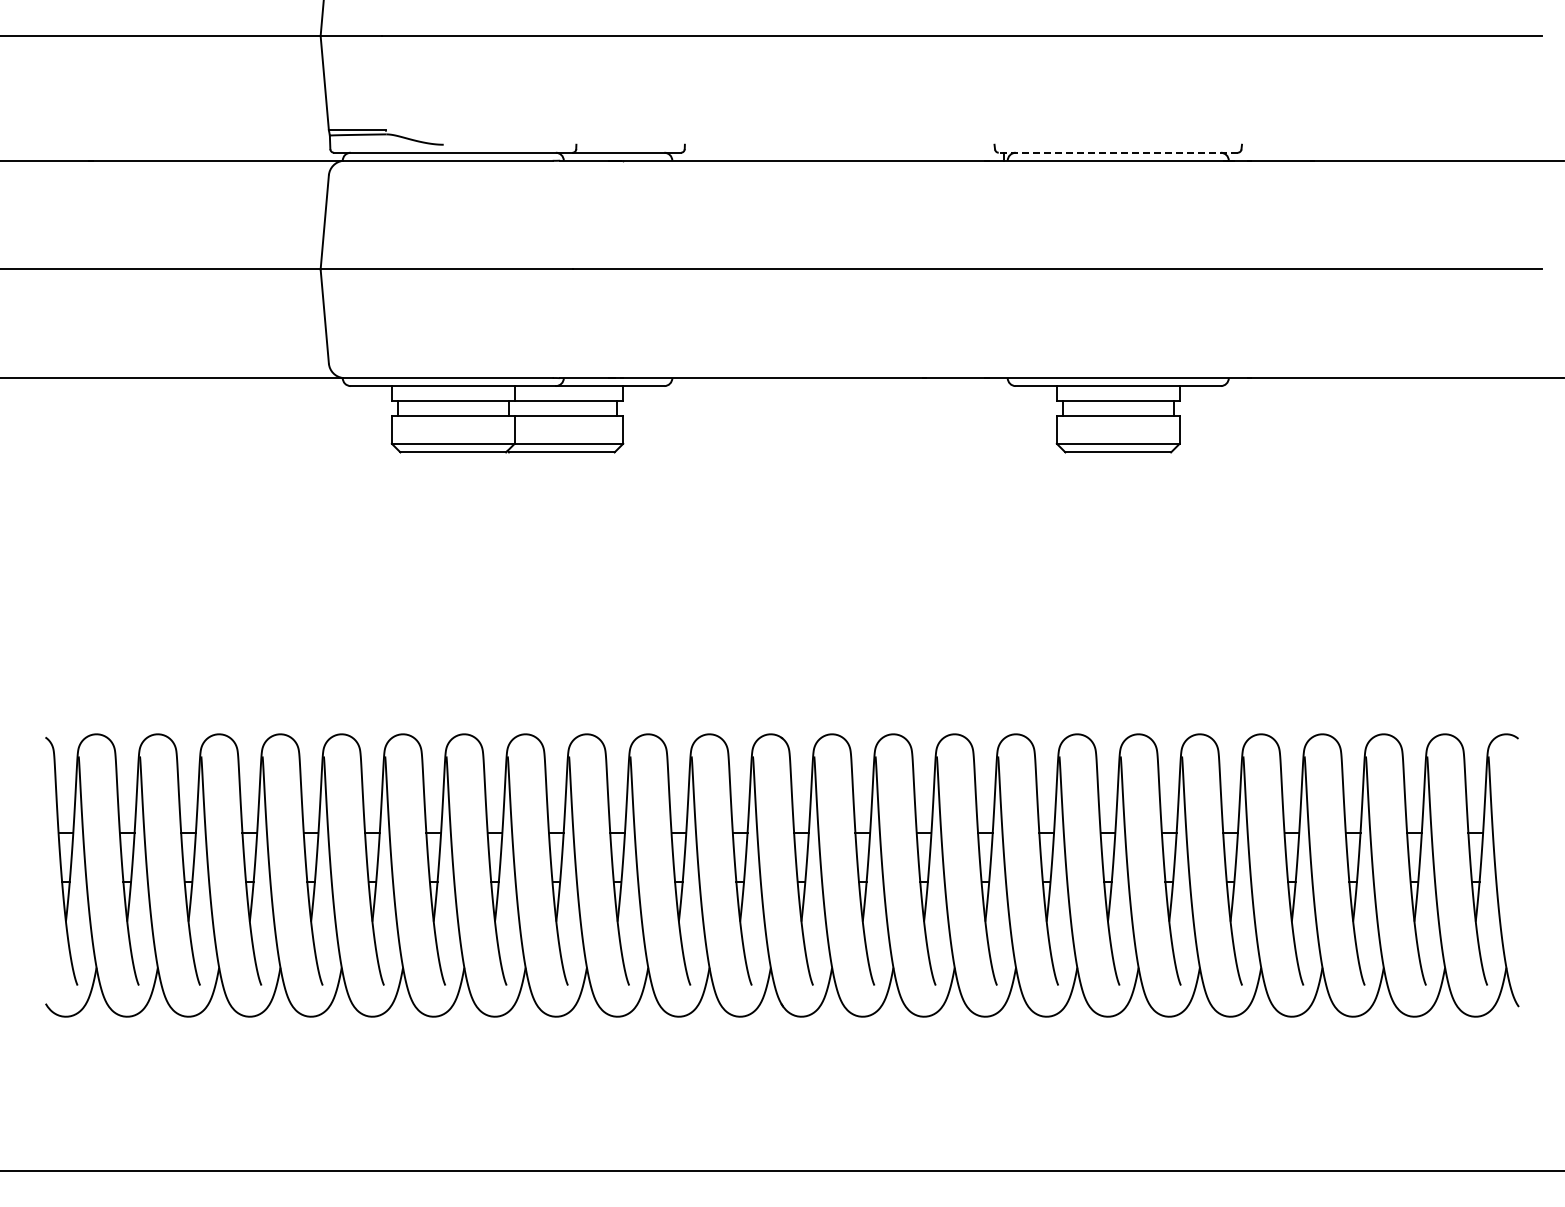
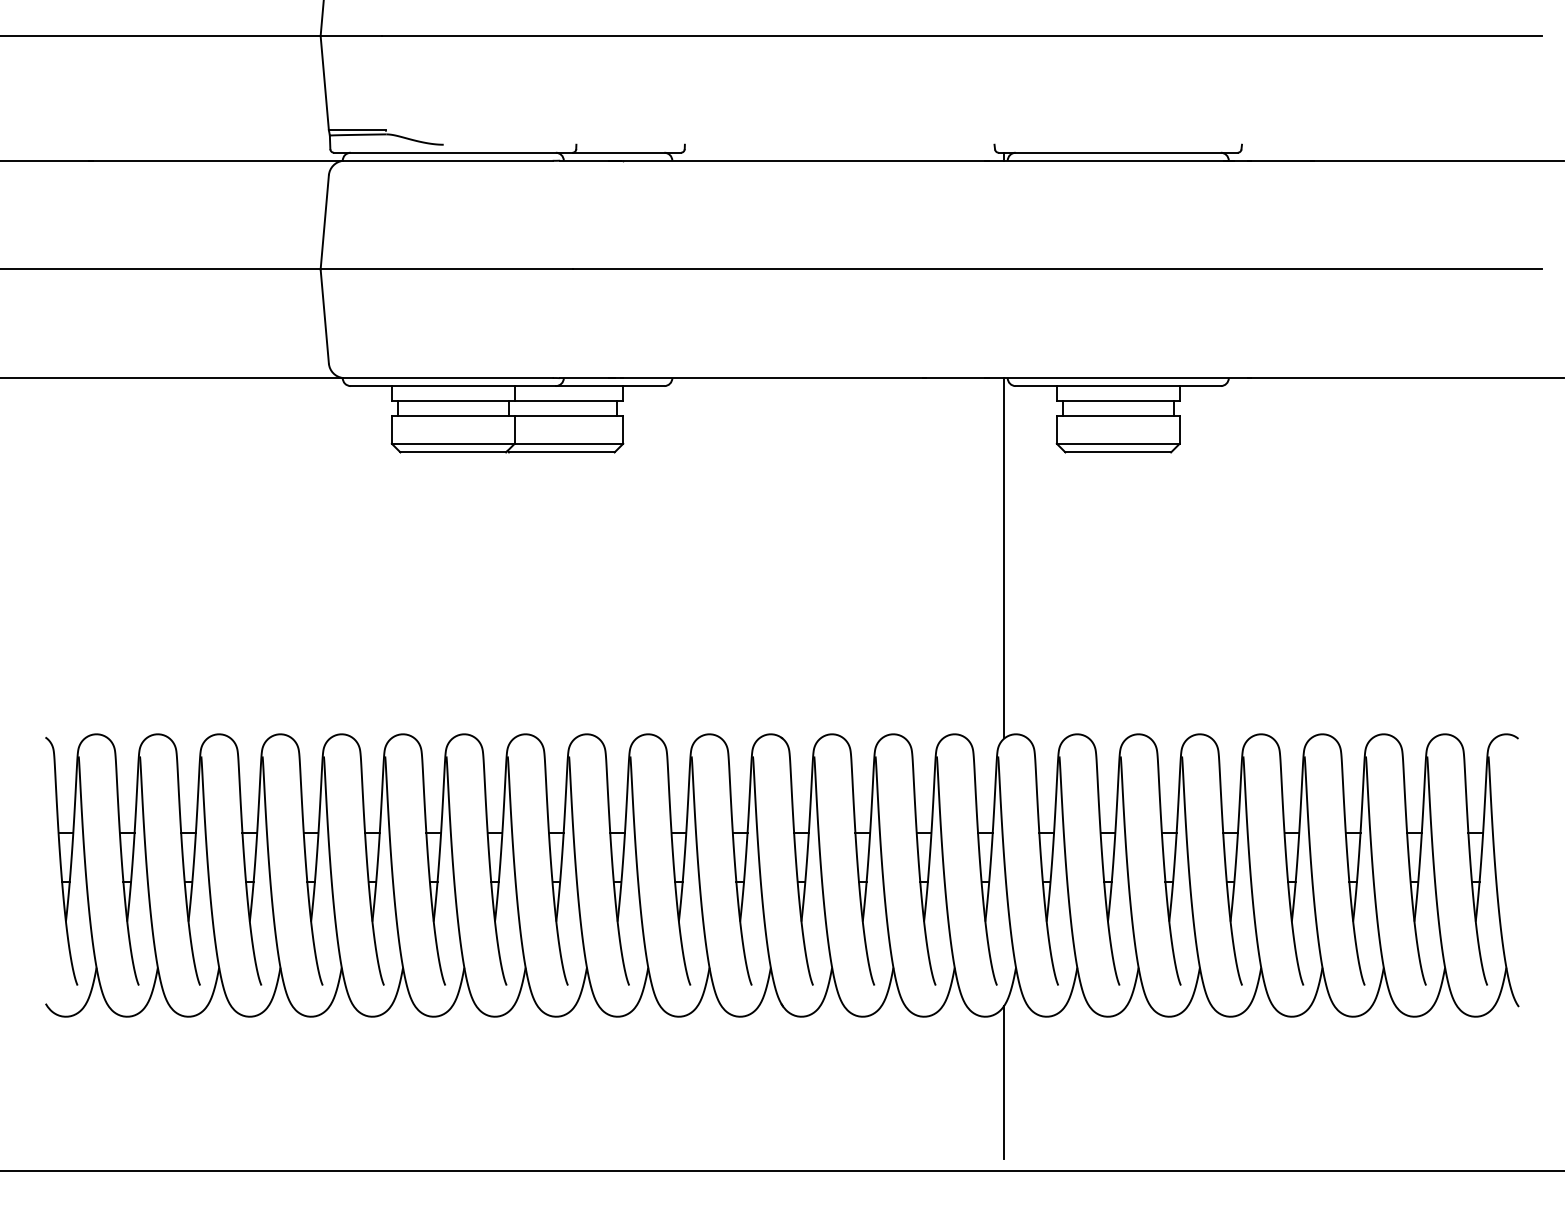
line: dashed -> solid (1118, 152)
line: none -> present (1004, 558)
line: none -> present (1004, 1081)
